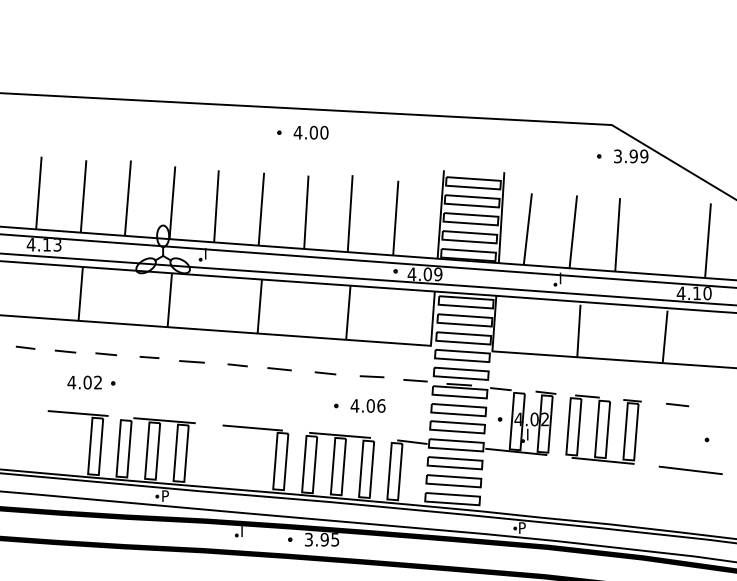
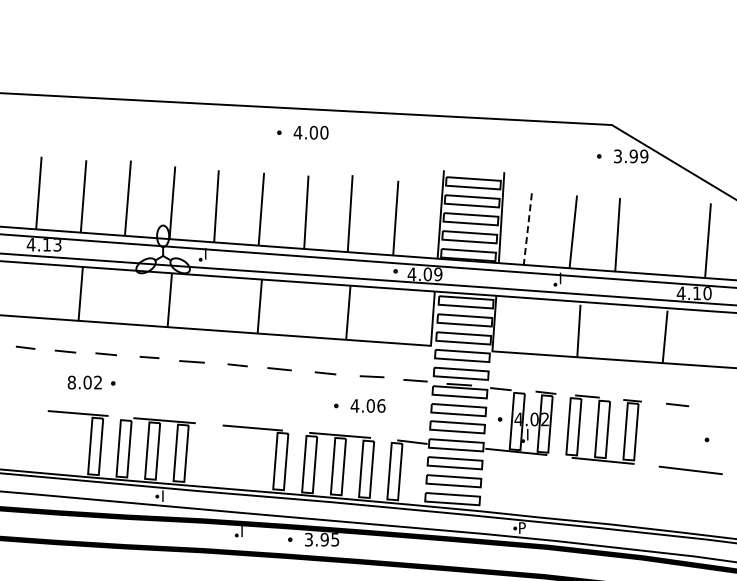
line: solid -> dashed (527, 229)
text: 4.02 -> 8.02 (71, 382)
text: P -> I (165, 493)
